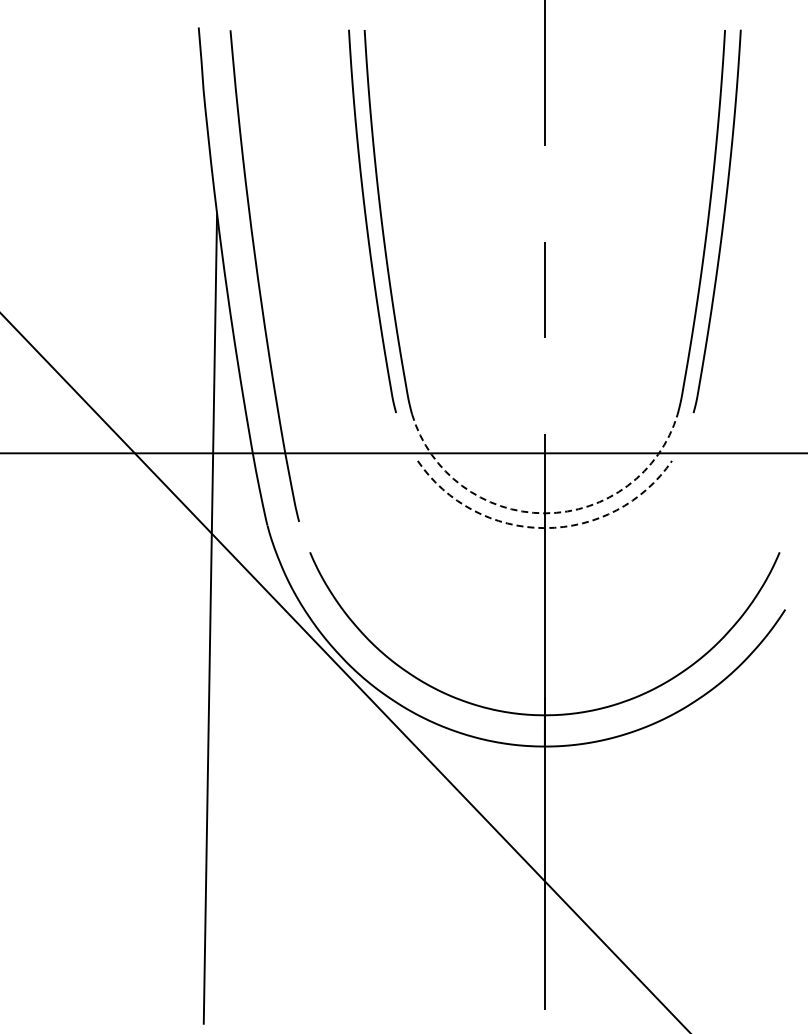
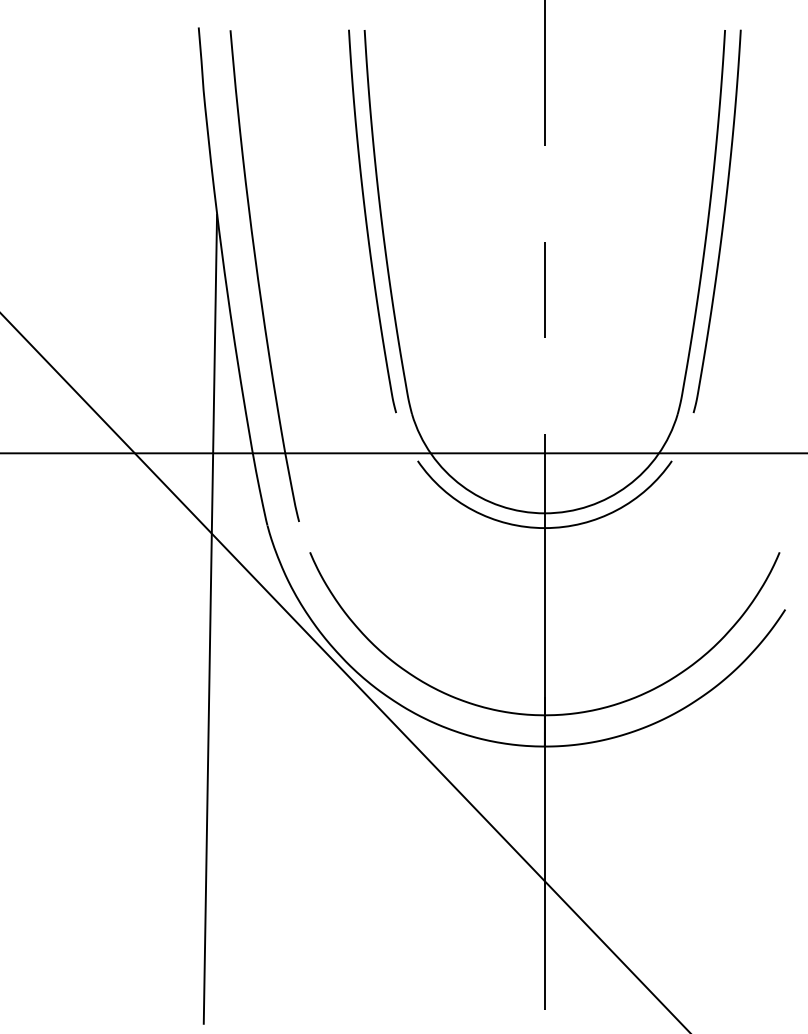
arc: dashed -> solid (544, 513)
arc: dashed -> solid (544, 528)
